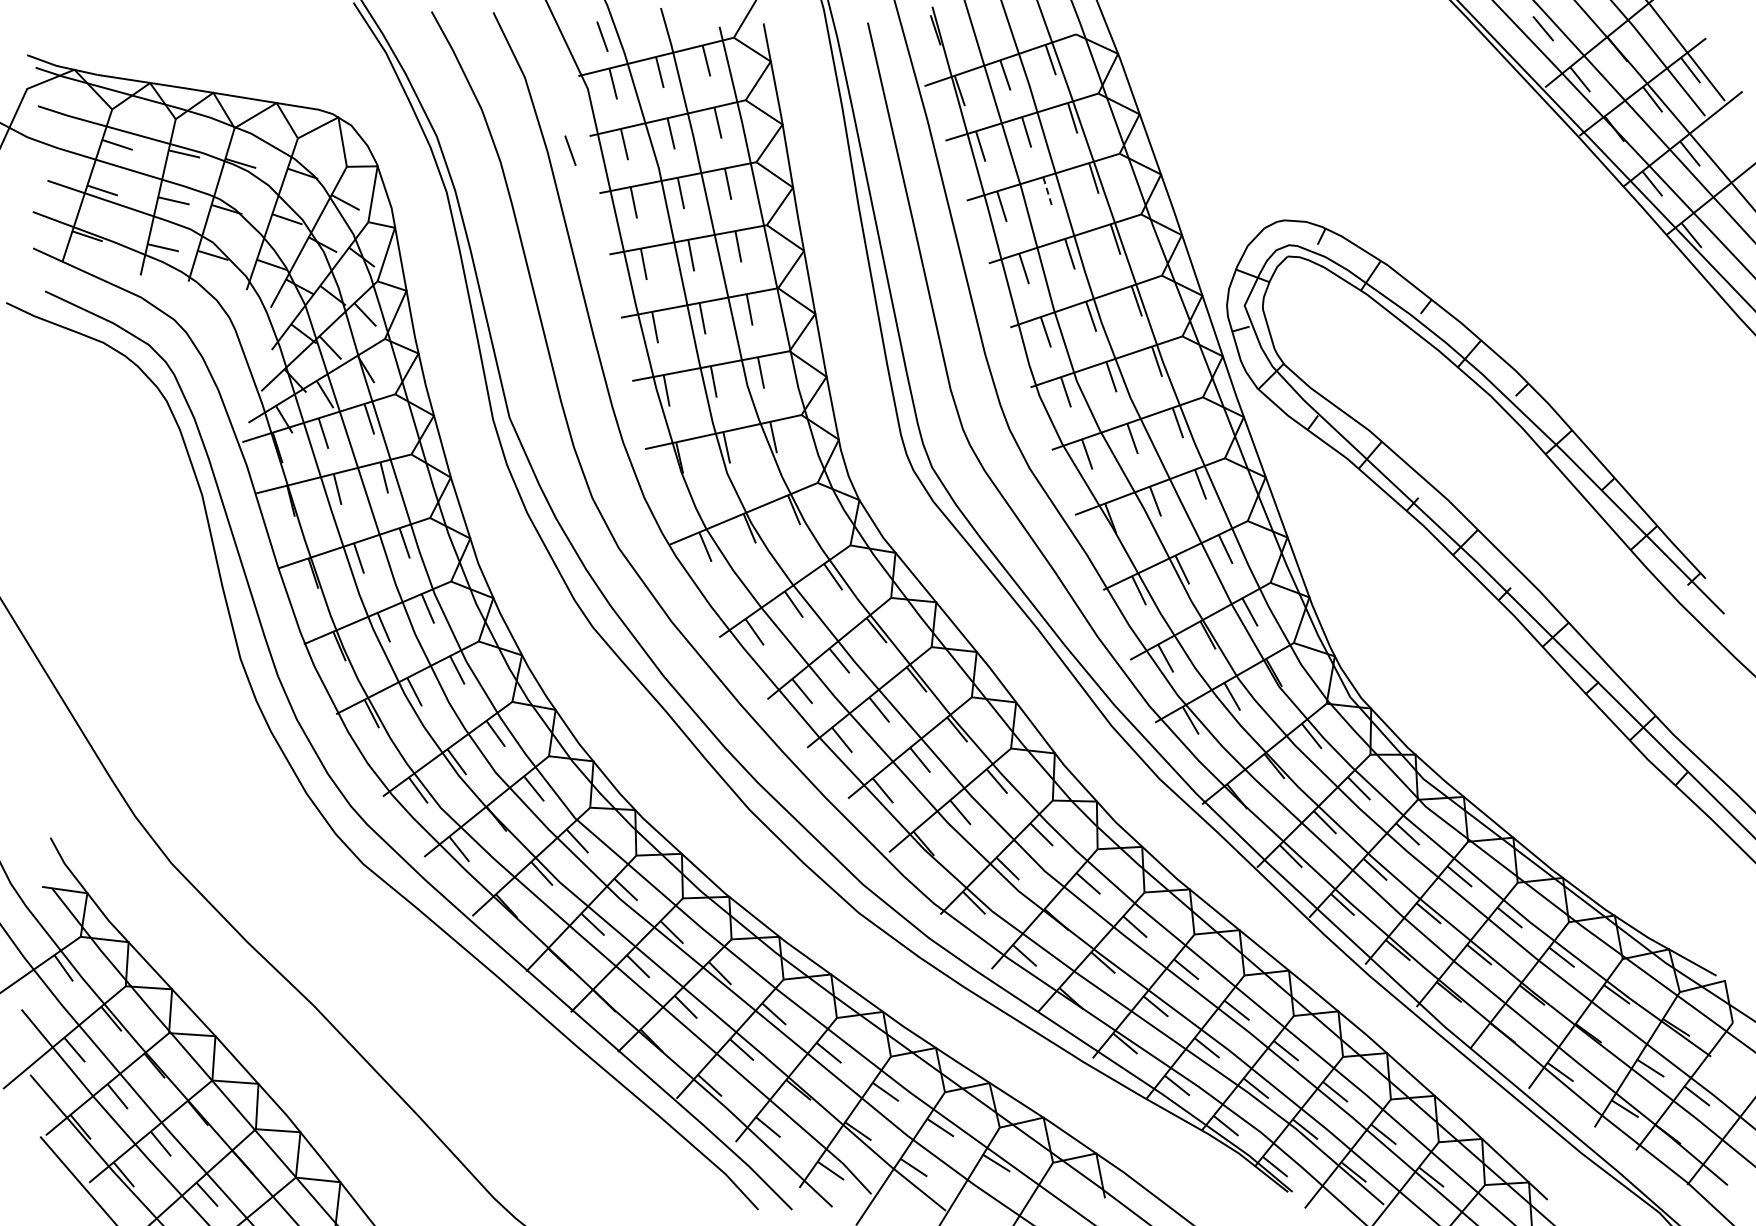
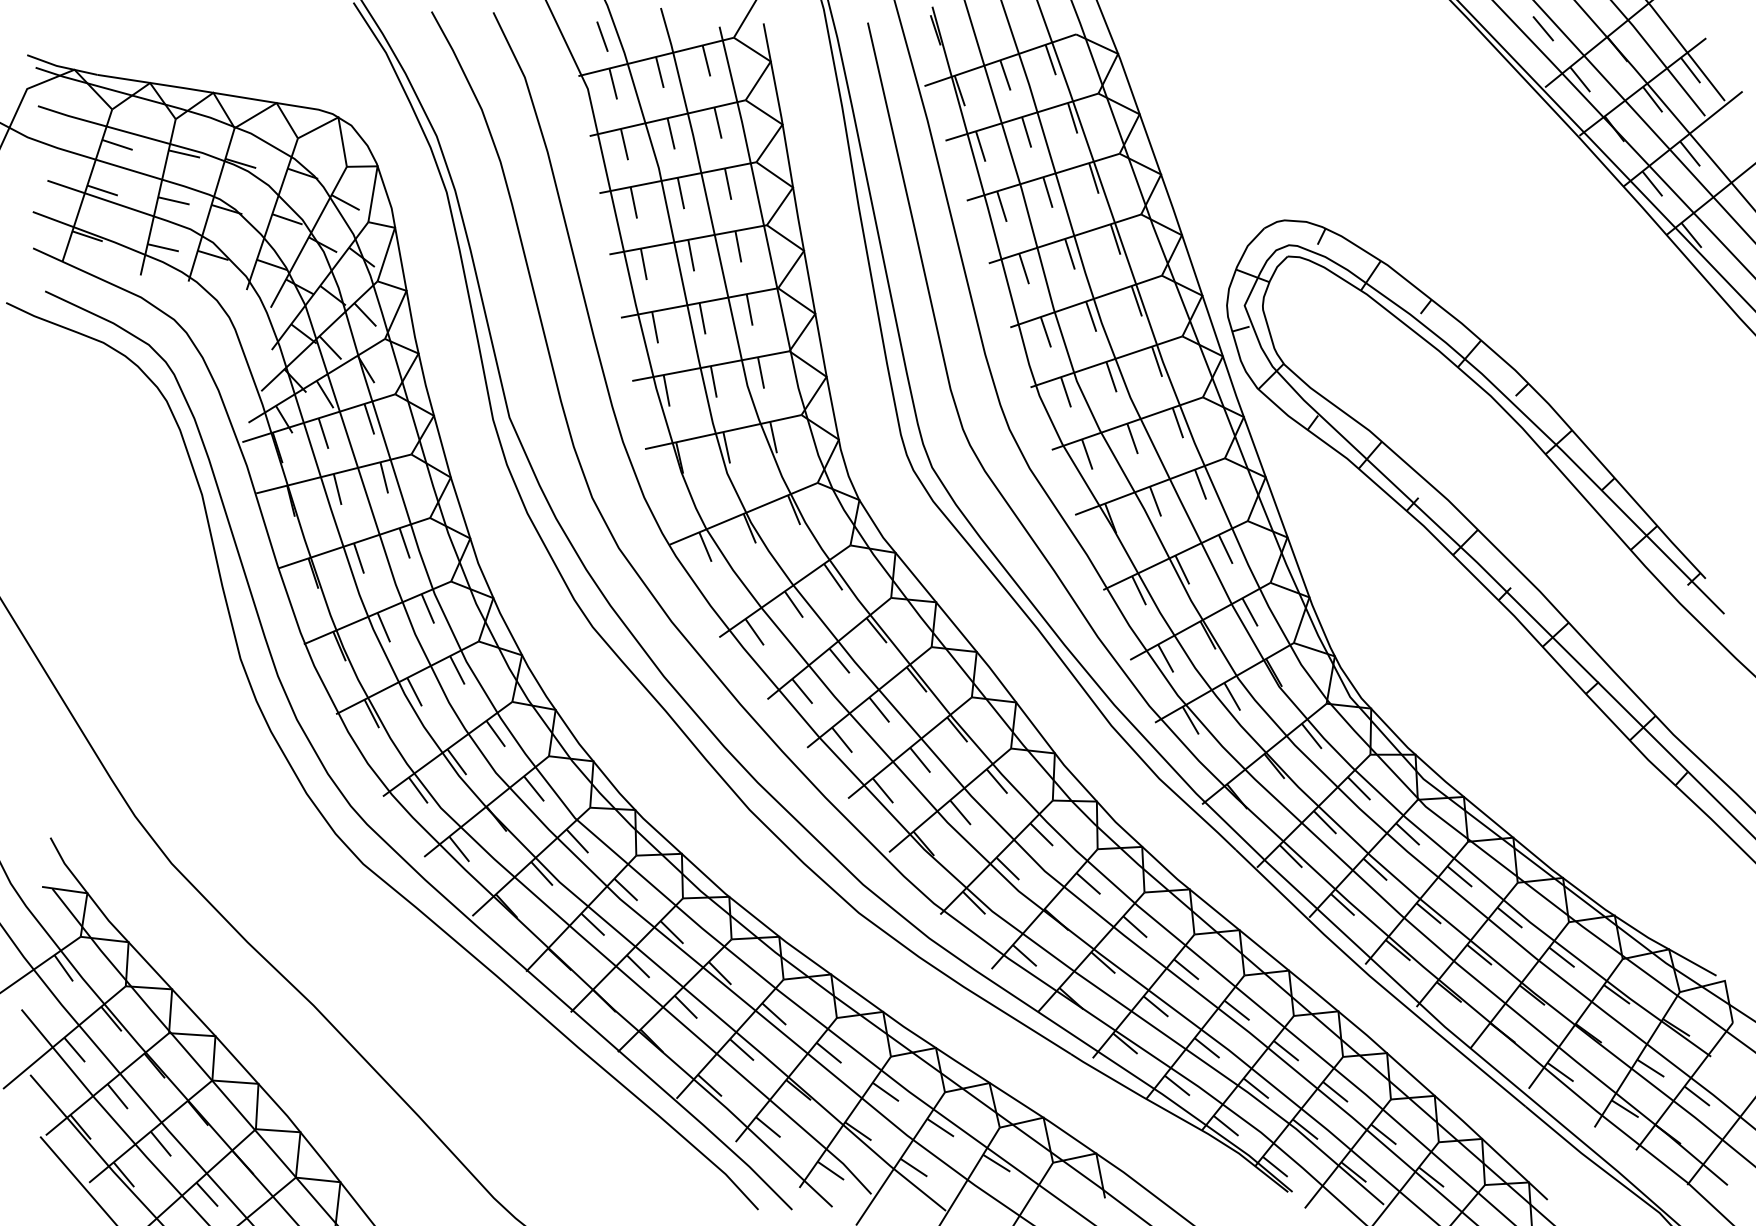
line: present -> none (570, 150)
line: dashed -> solid (1047, 192)
